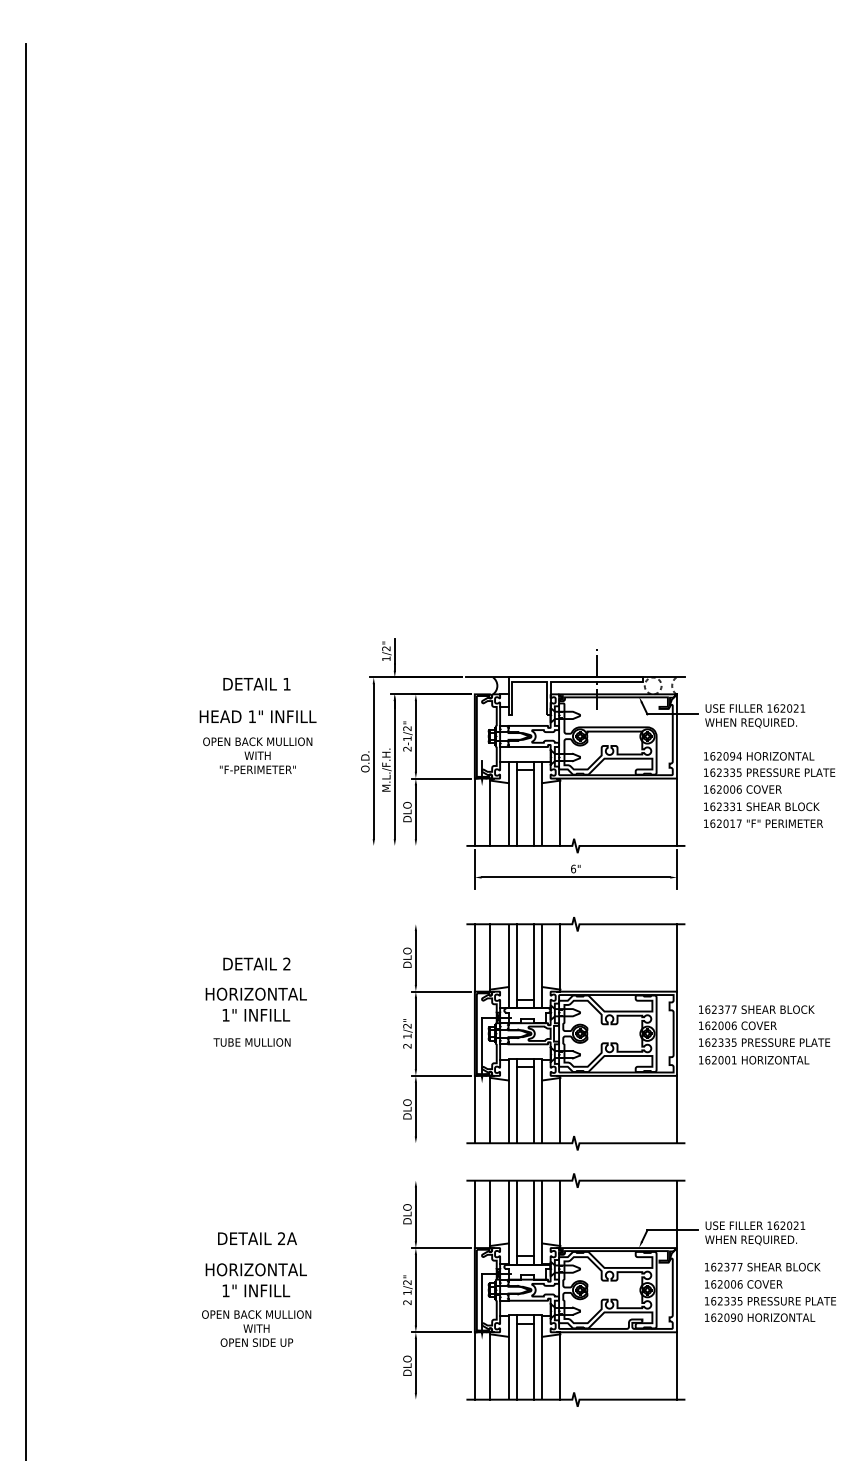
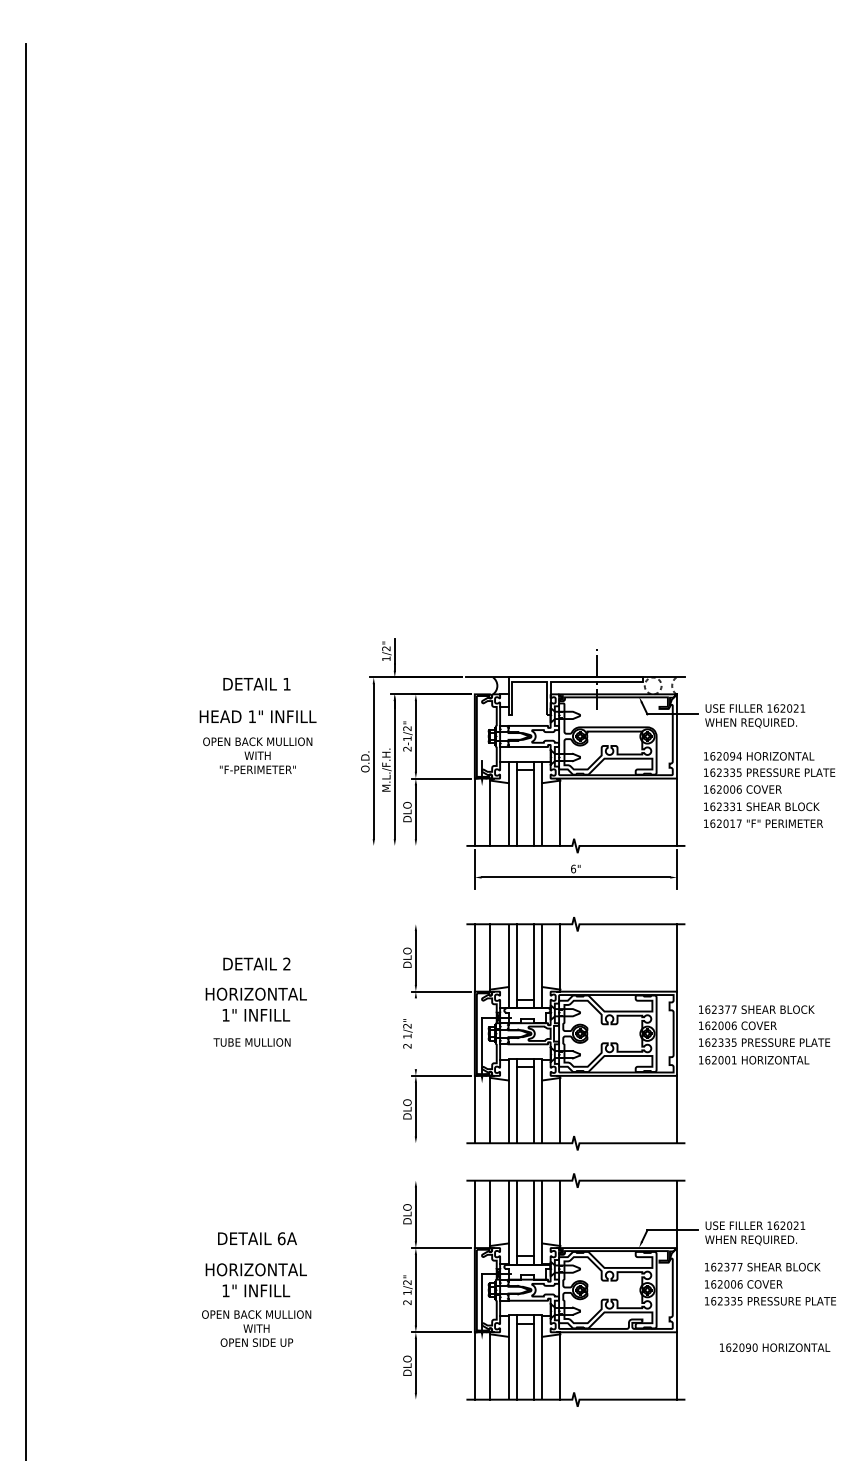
line: present -> none (415, 1033)
text: 2A -> 6A (281, 1238)
text position: (760, 1317) -> (775, 1347) (775, 1347)
